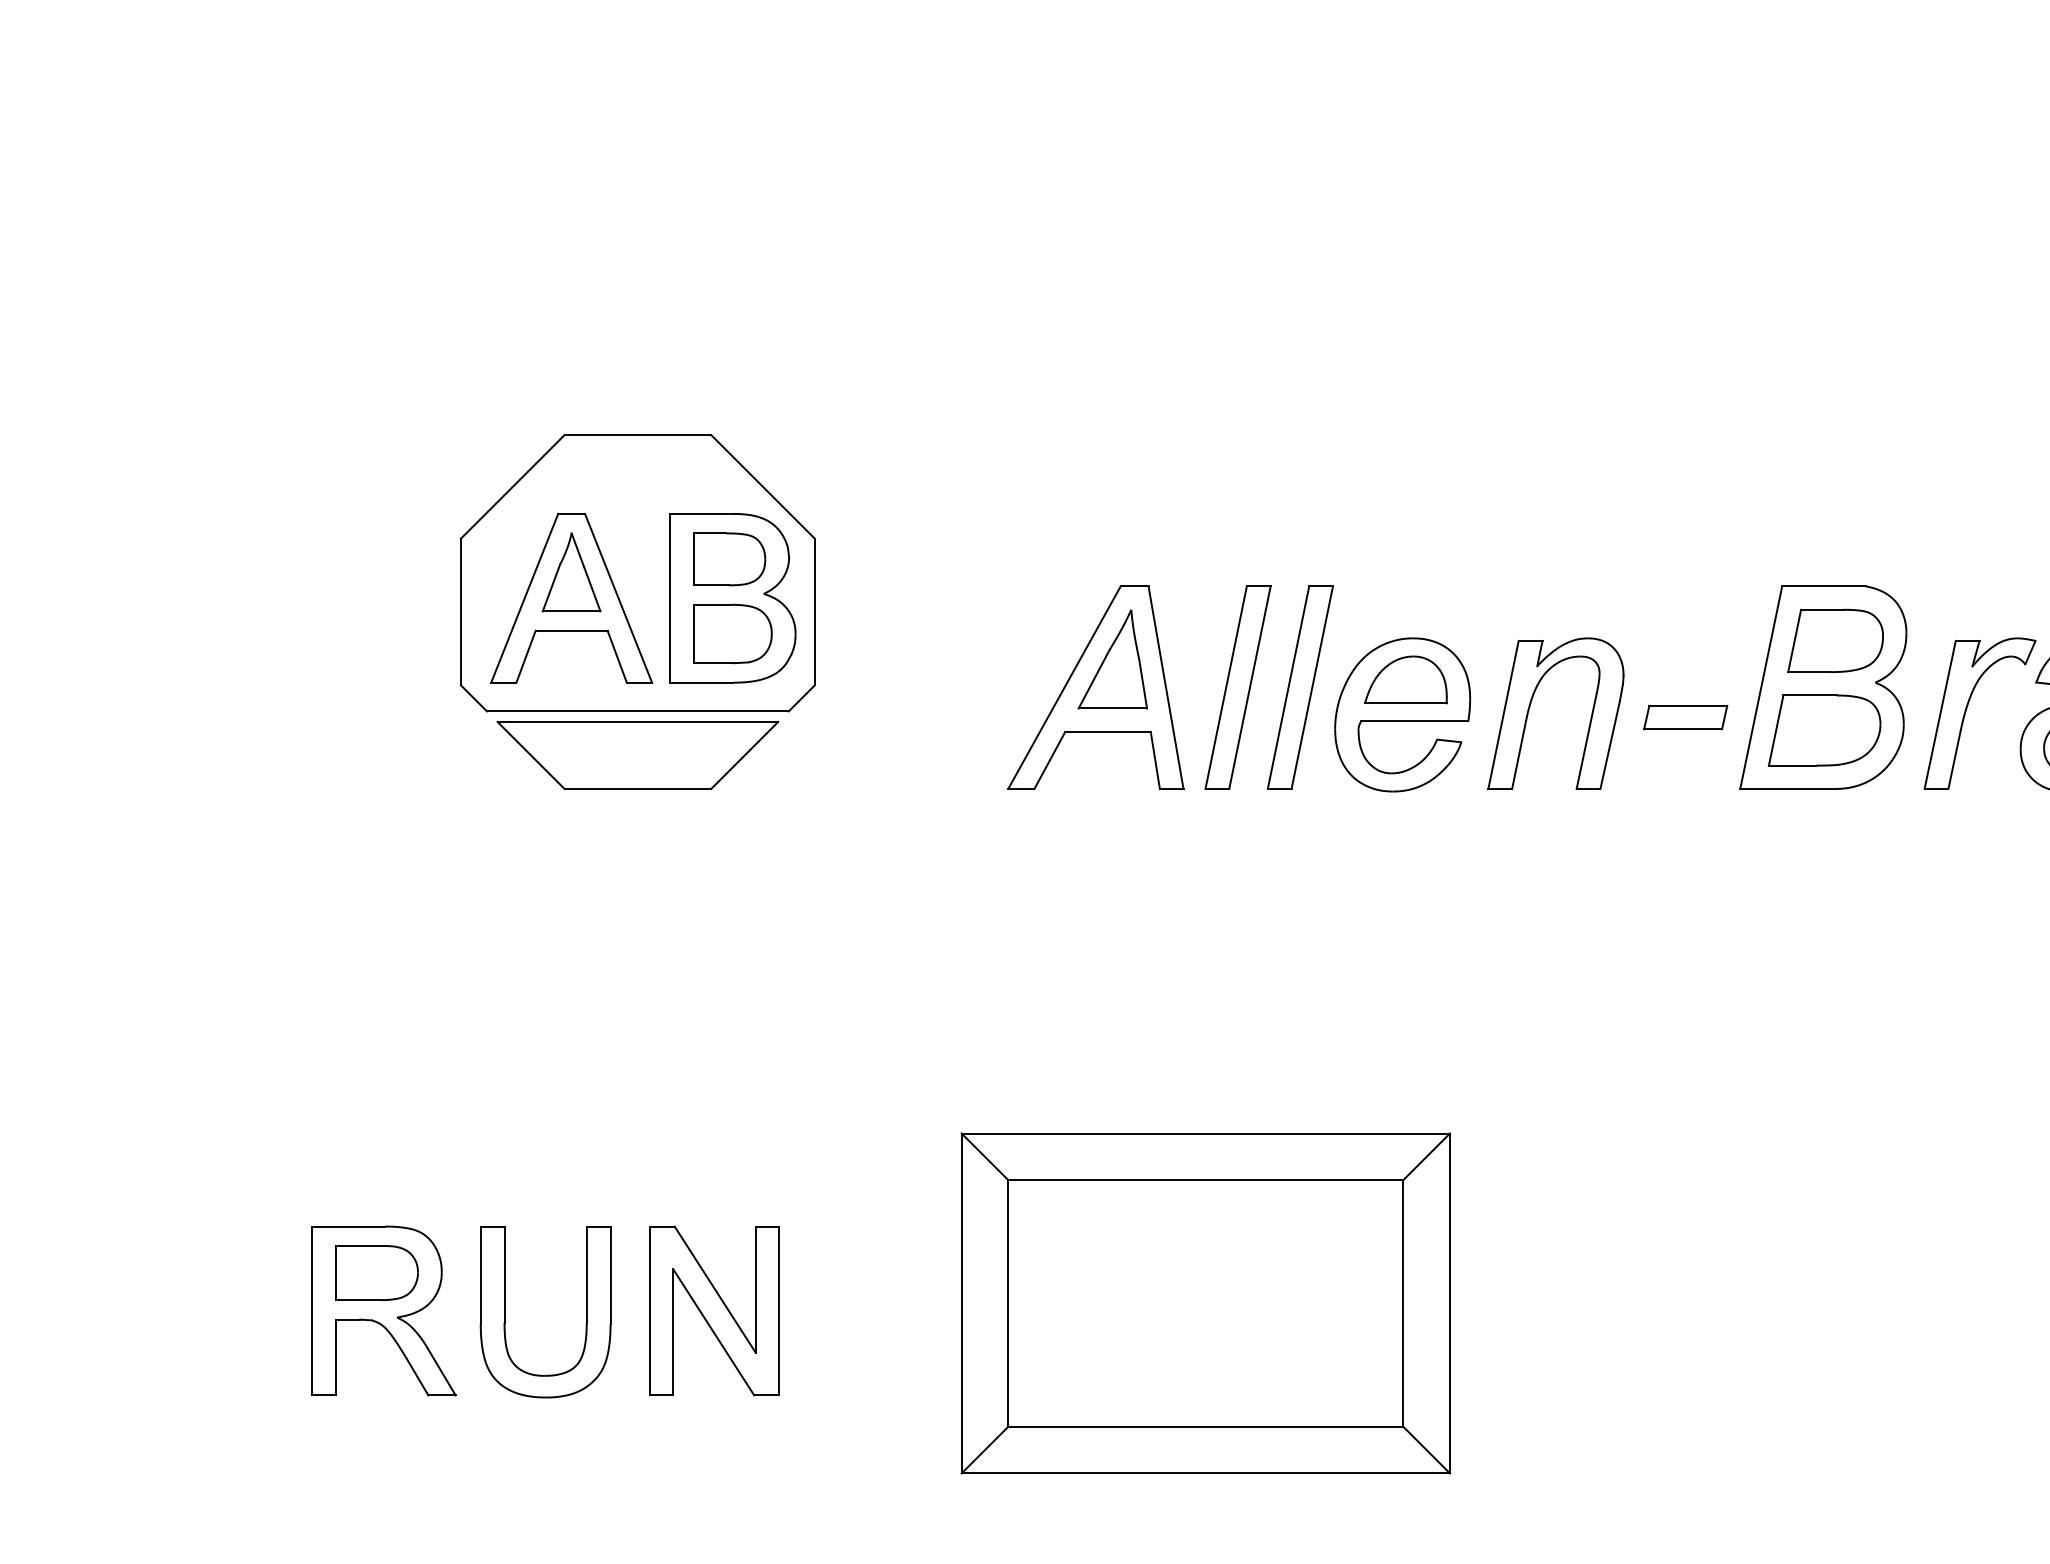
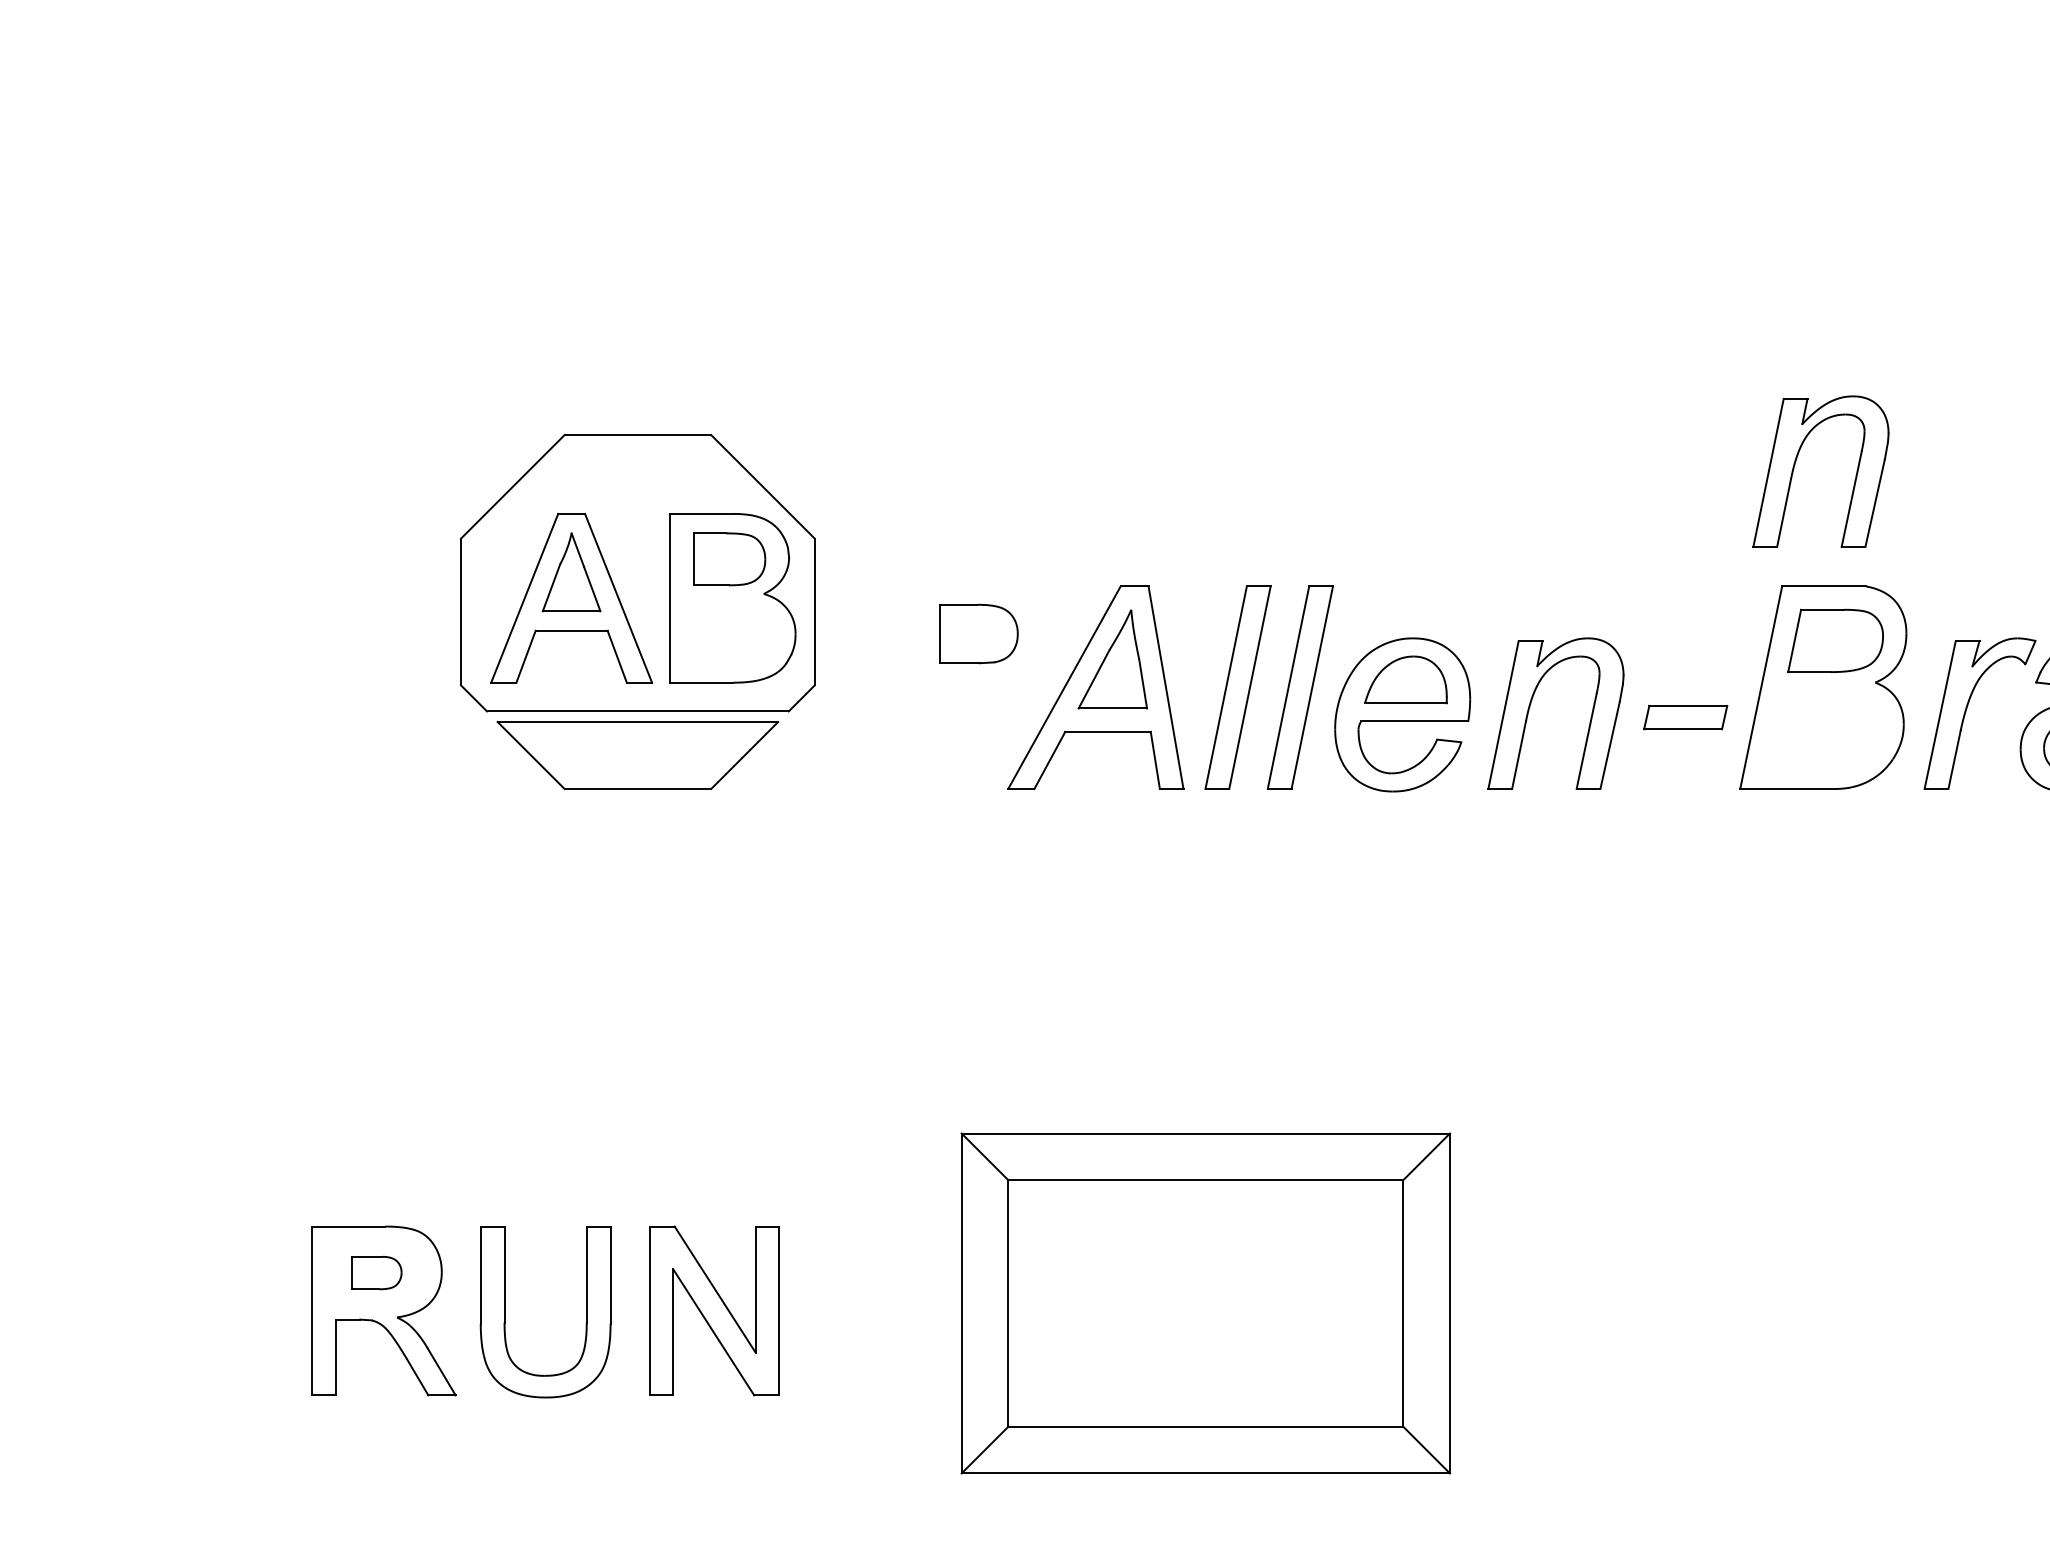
part: none -> present (1795, 465)
part position: (732, 633) -> (978, 633) (978, 633)
part: present -> none (1824, 730)
part size: 84x56 px -> 52x35 px (376, 1273)
